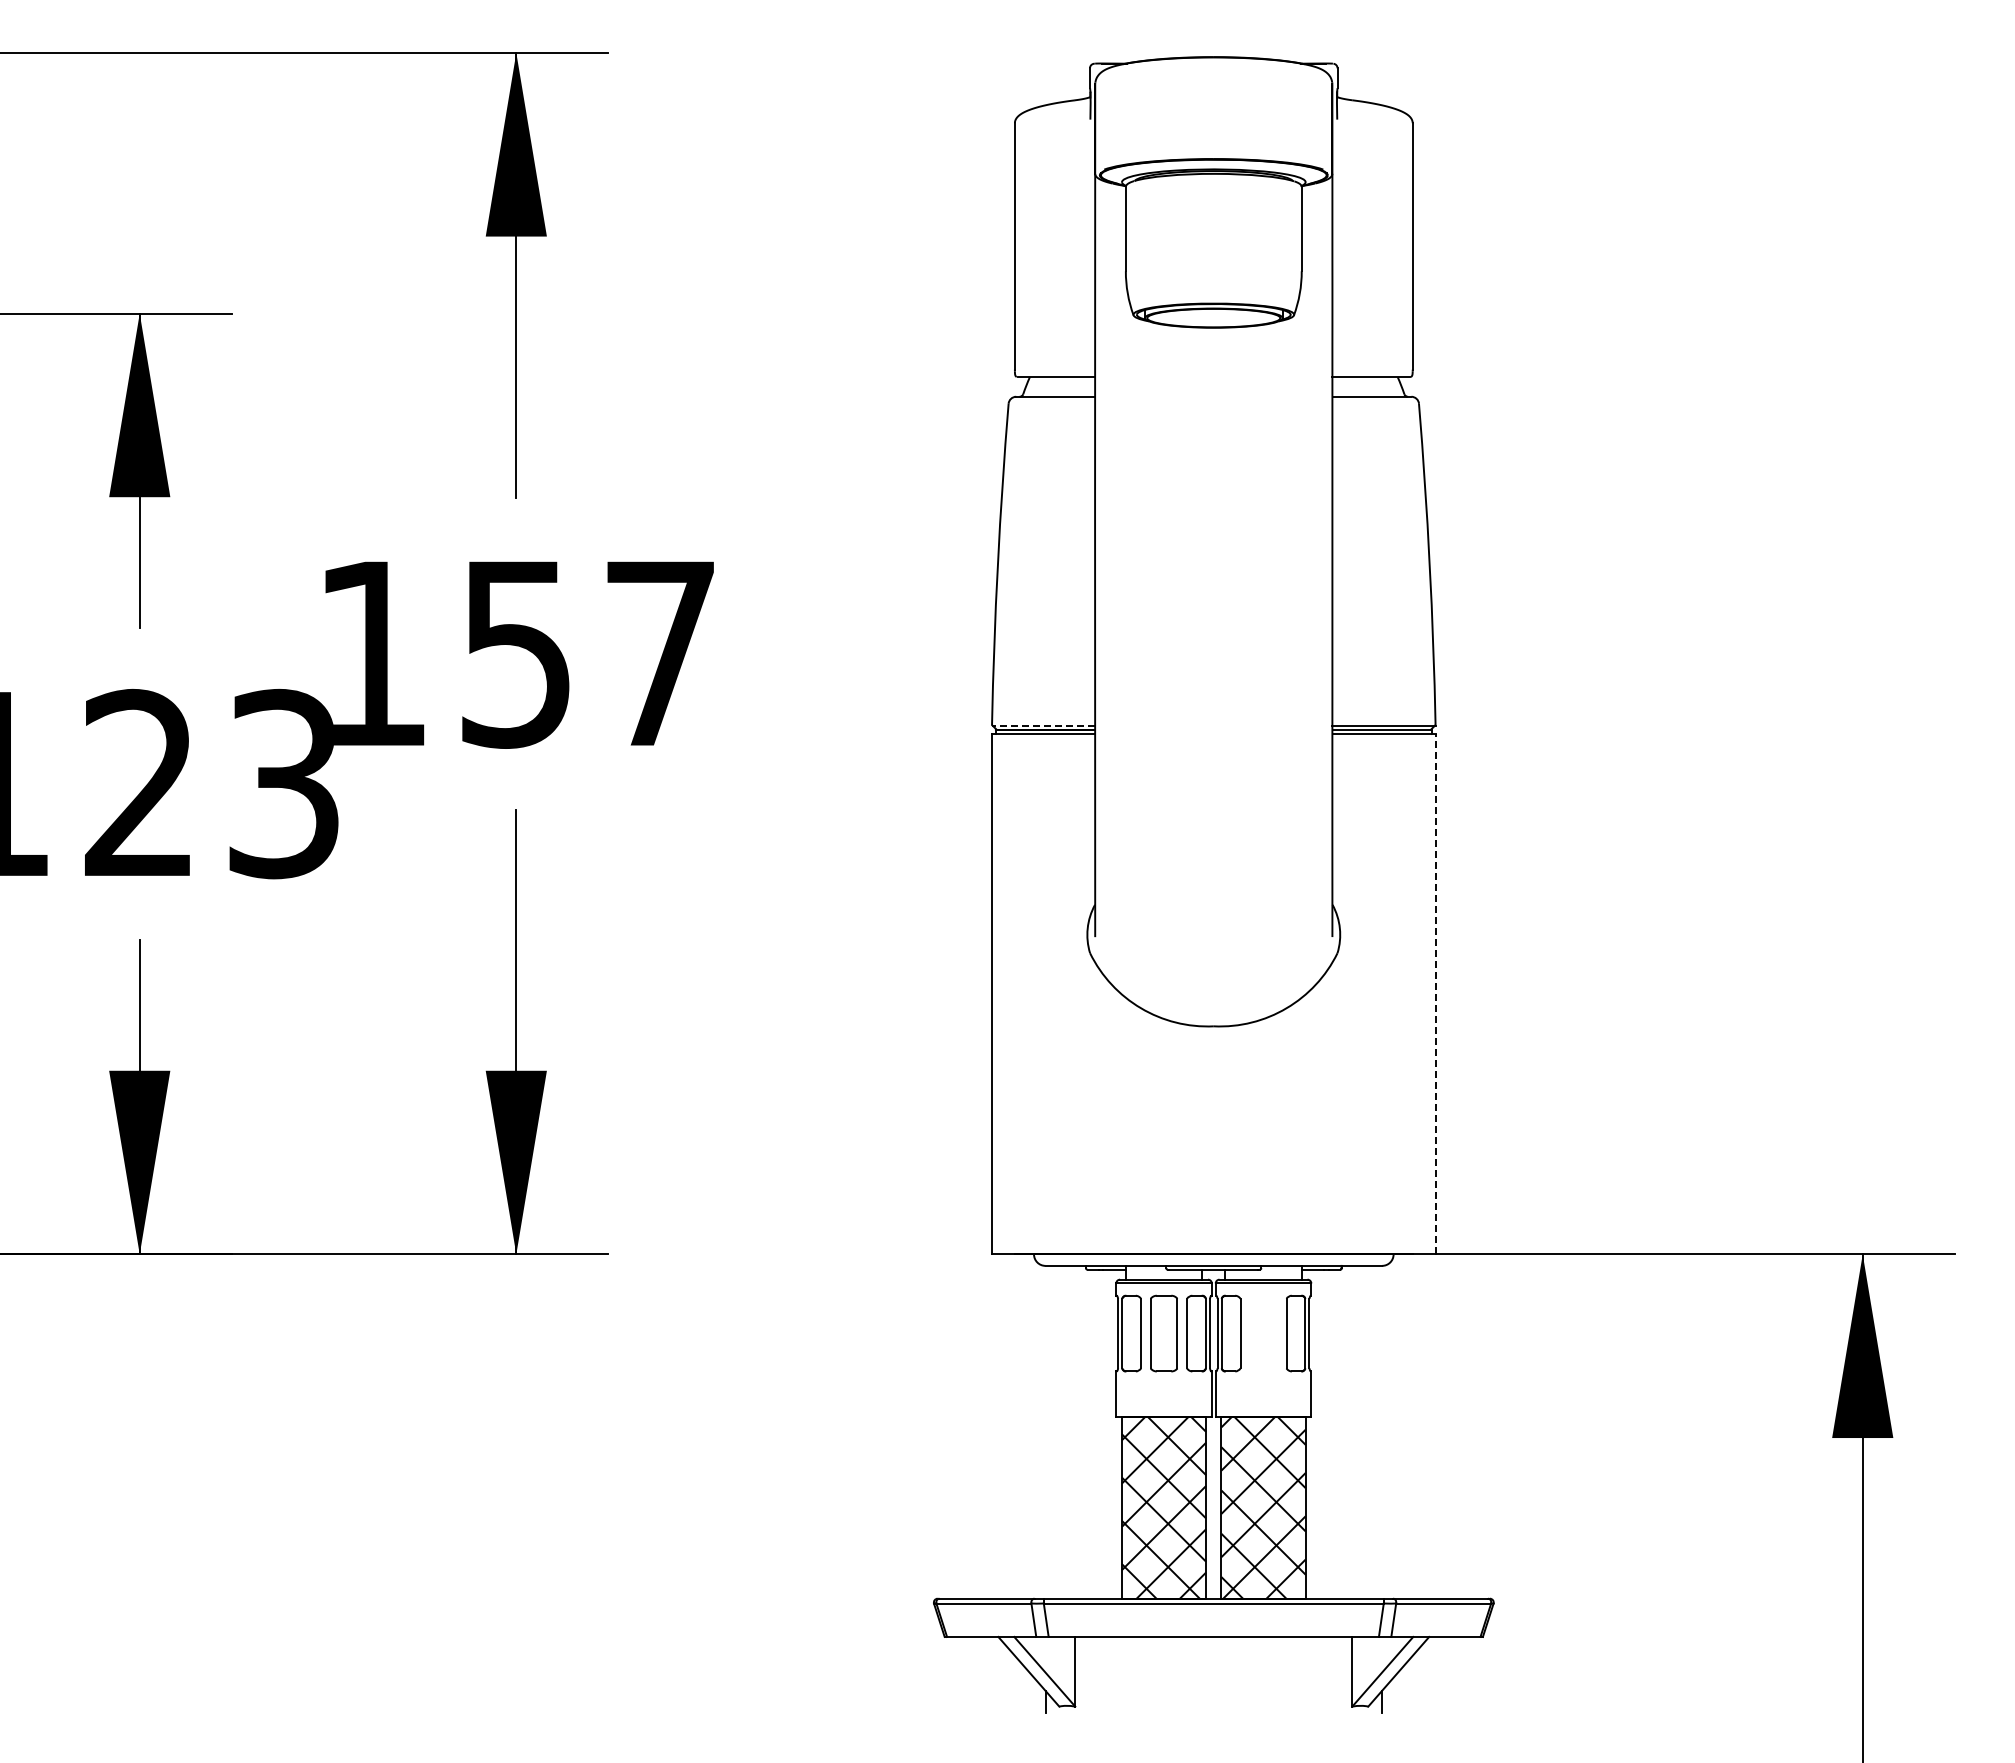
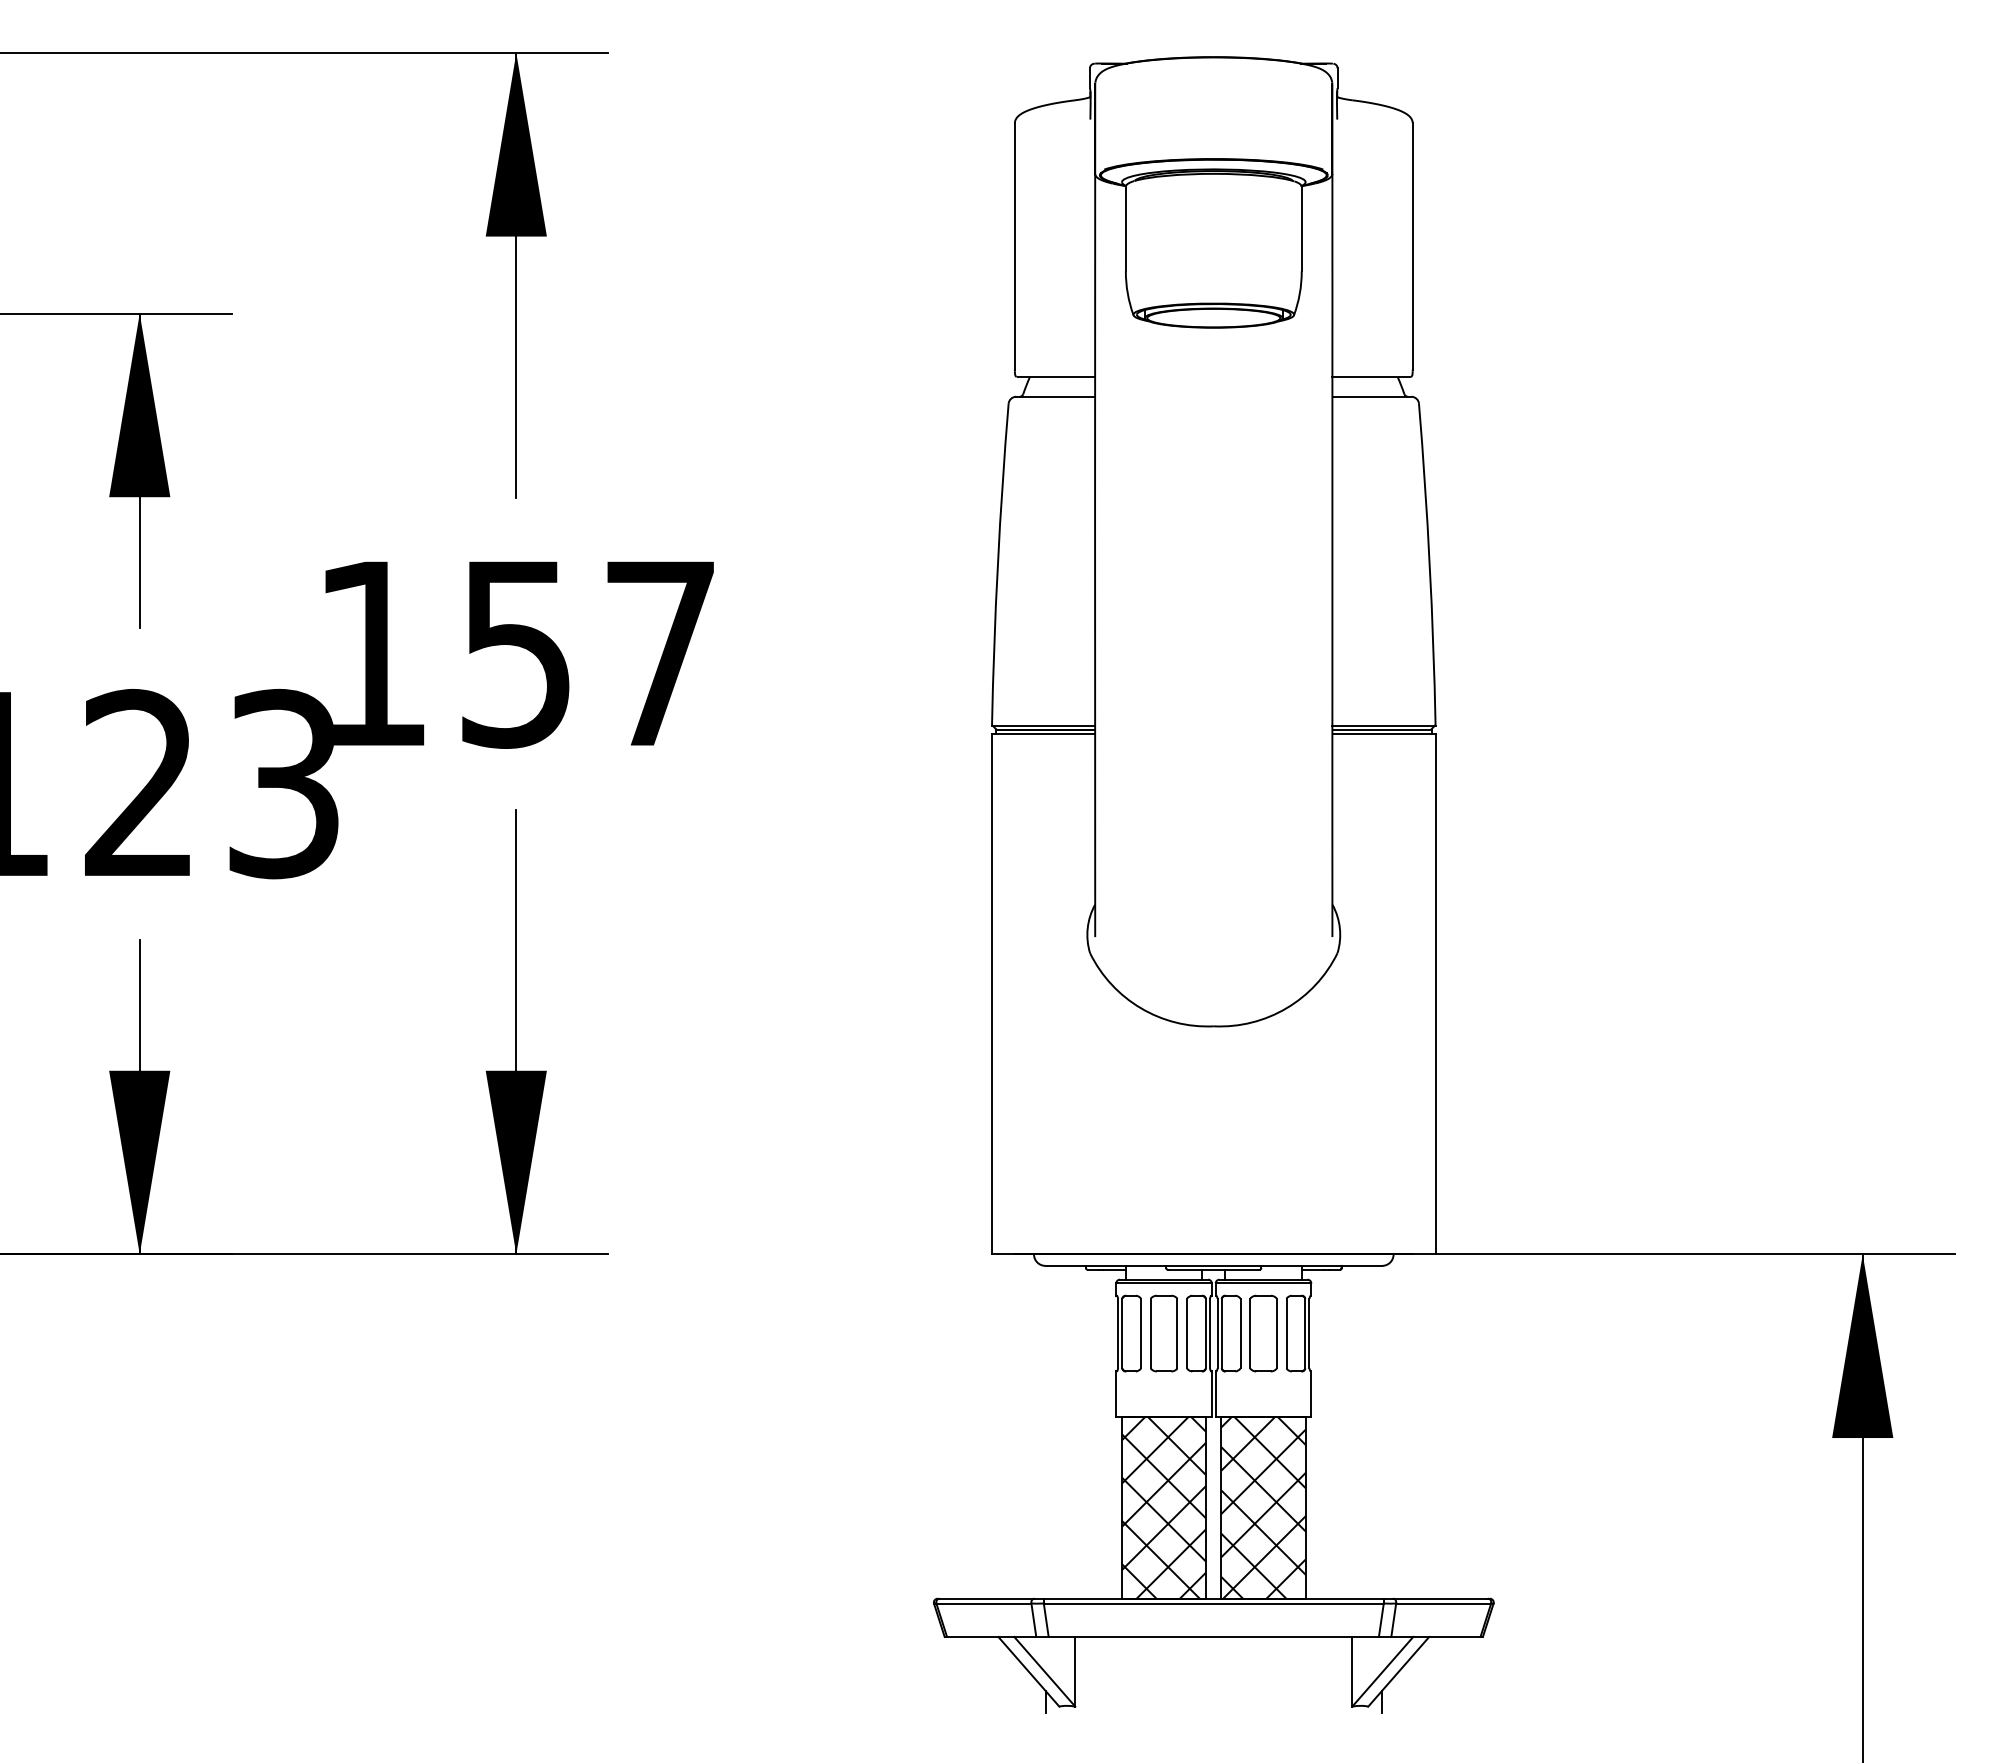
line: dashed -> solid (1043, 725)
line: dashed -> solid (1435, 993)
part: none -> present (1263, 1333)
